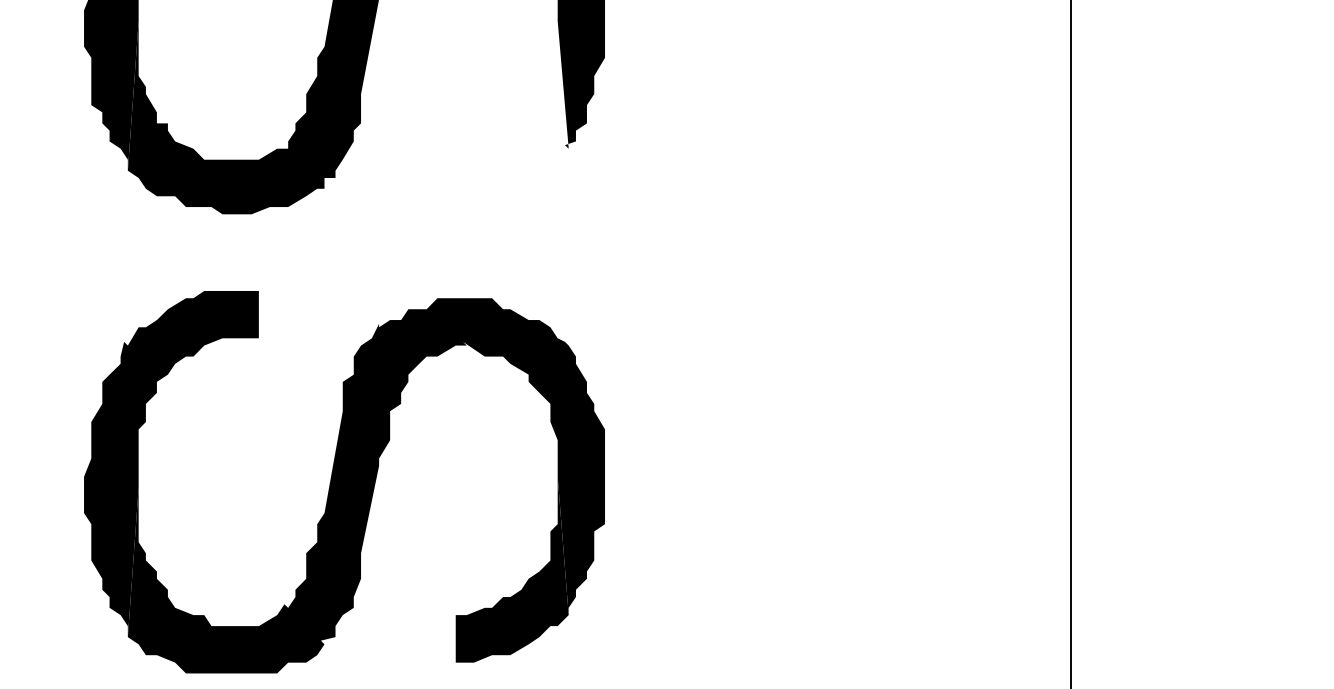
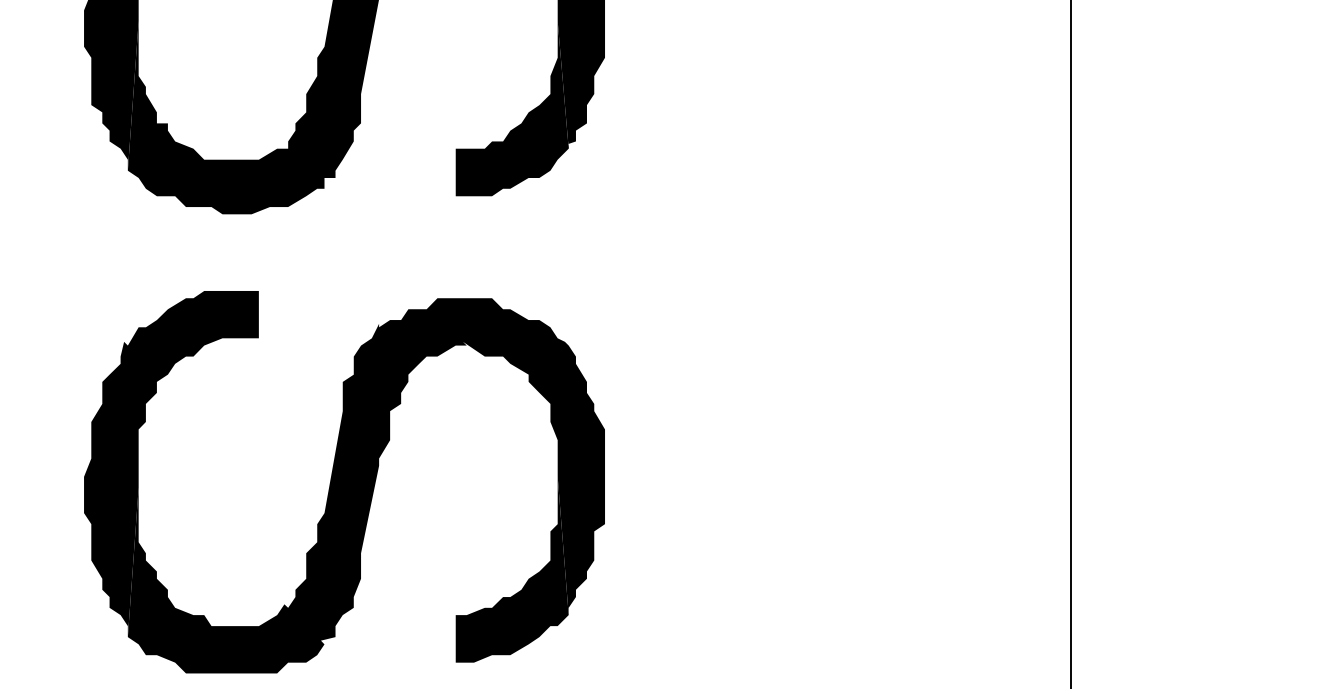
fill: none -> present (511, 108)
